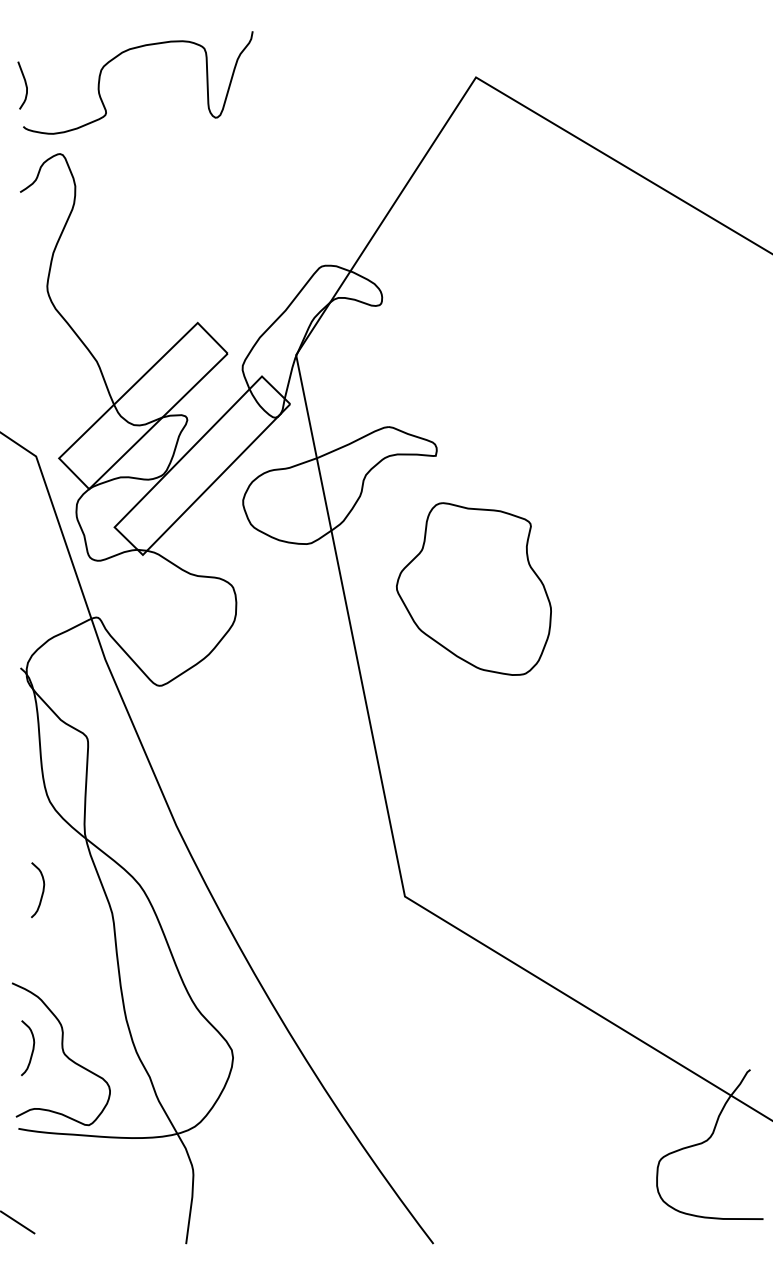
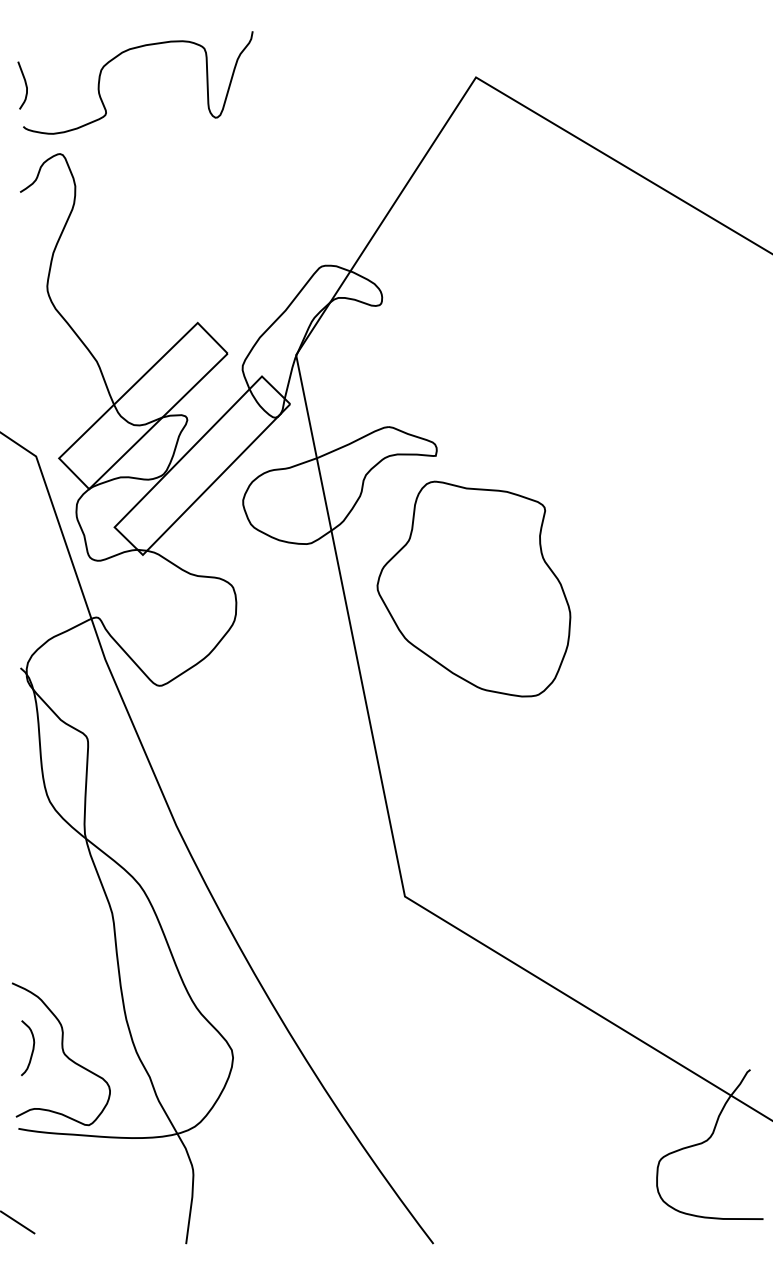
part size: 156x174 px -> 196x218 px (473, 588)
curve: present -> none (42, 889)
